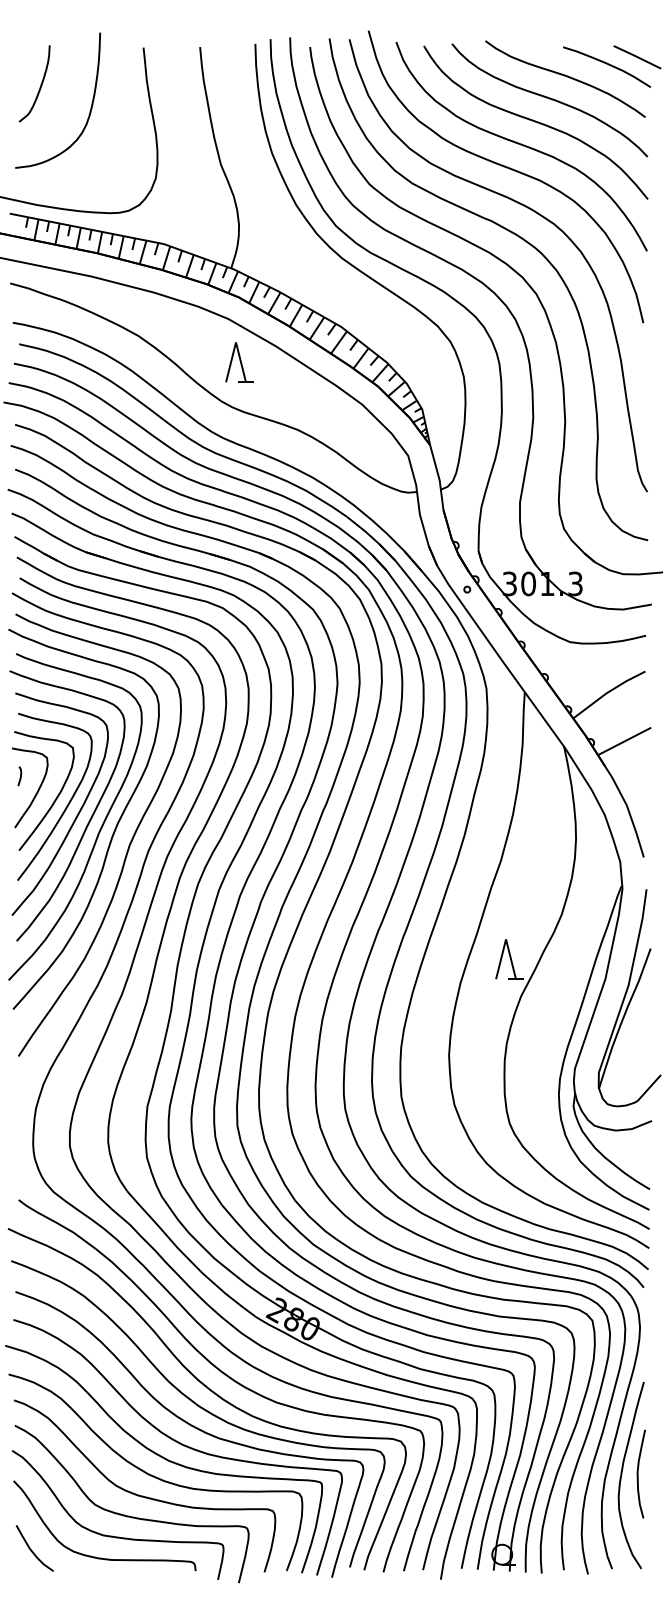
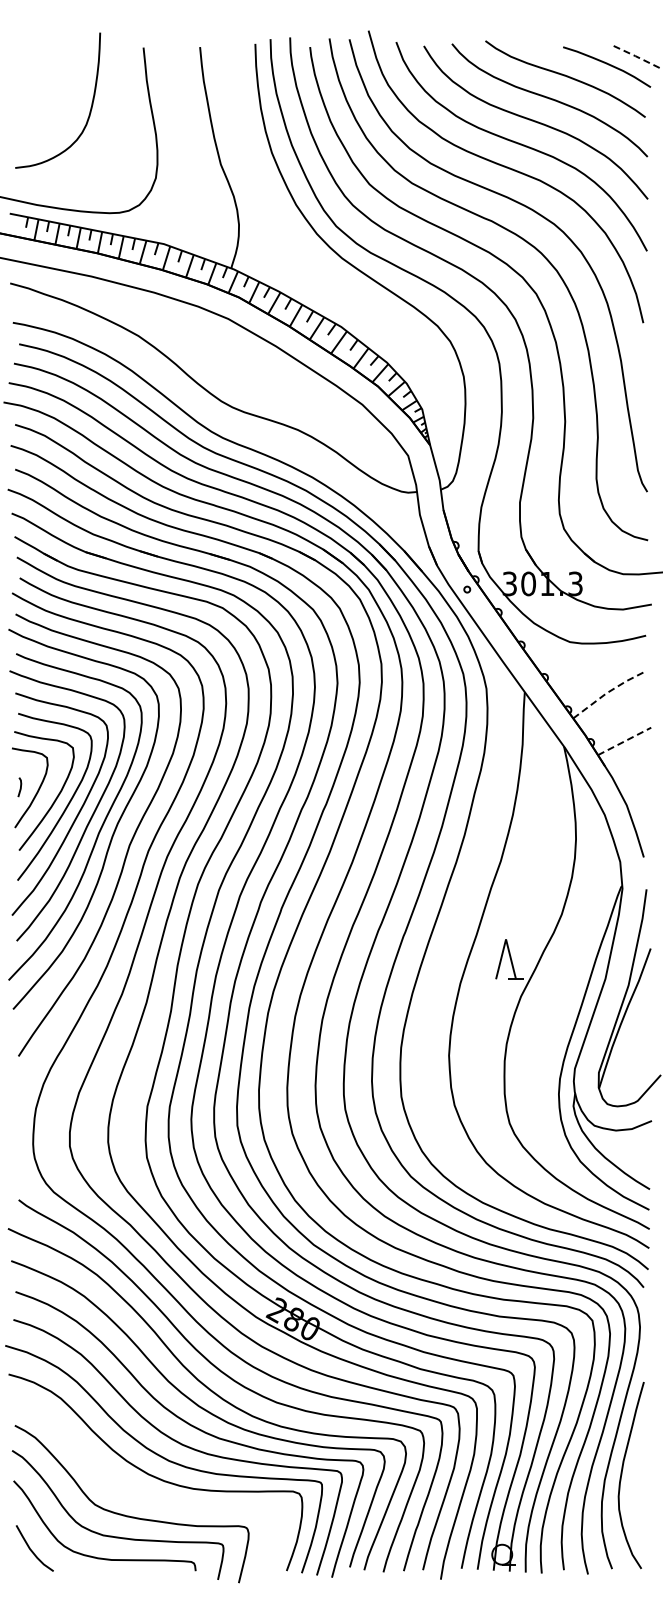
line: solid -> dashed (637, 56)
curve: present -> none (40, 84)
part: present -> none (239, 362)
line: solid -> dashed (608, 692)
line: solid -> dashed (624, 741)
line position: (20, 776) -> (20, 787) (20, 787)
curve: present -> none (638, 1473)
curve: present -> none (143, 1495)
